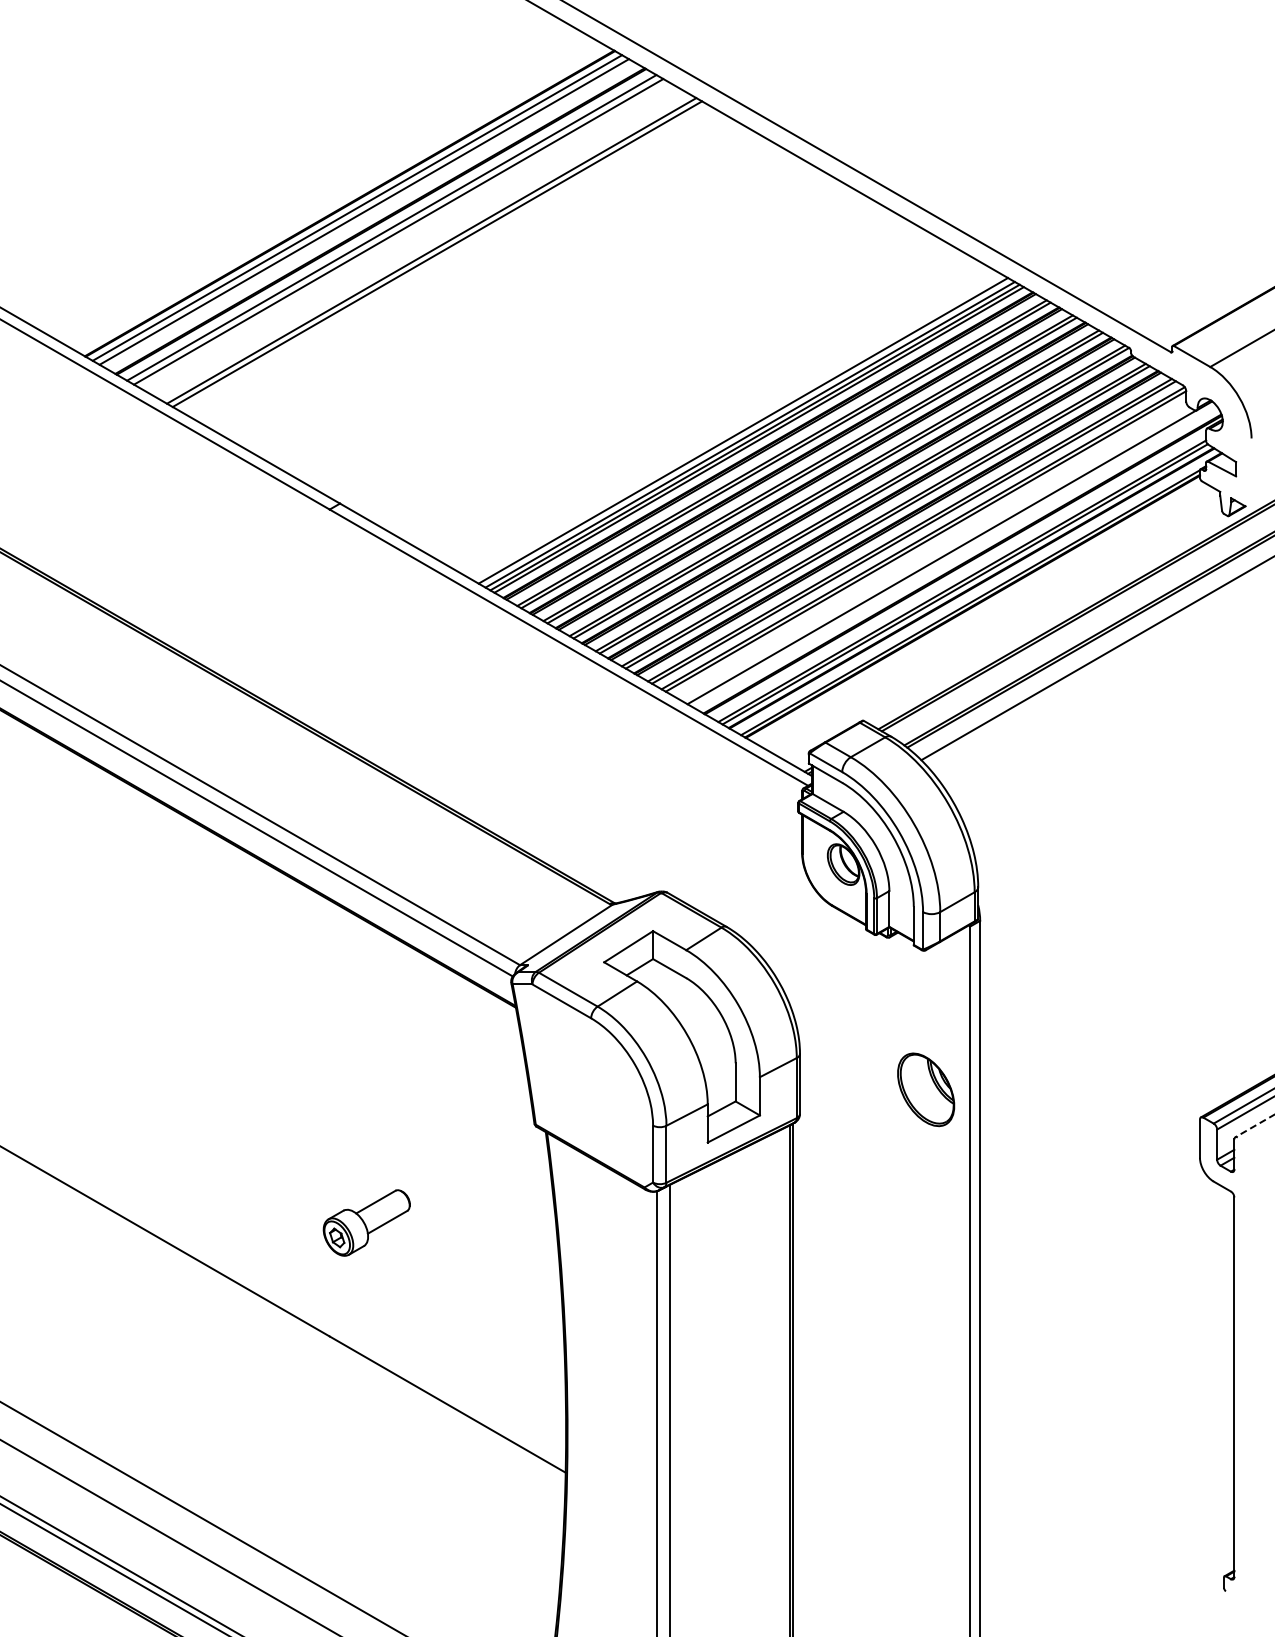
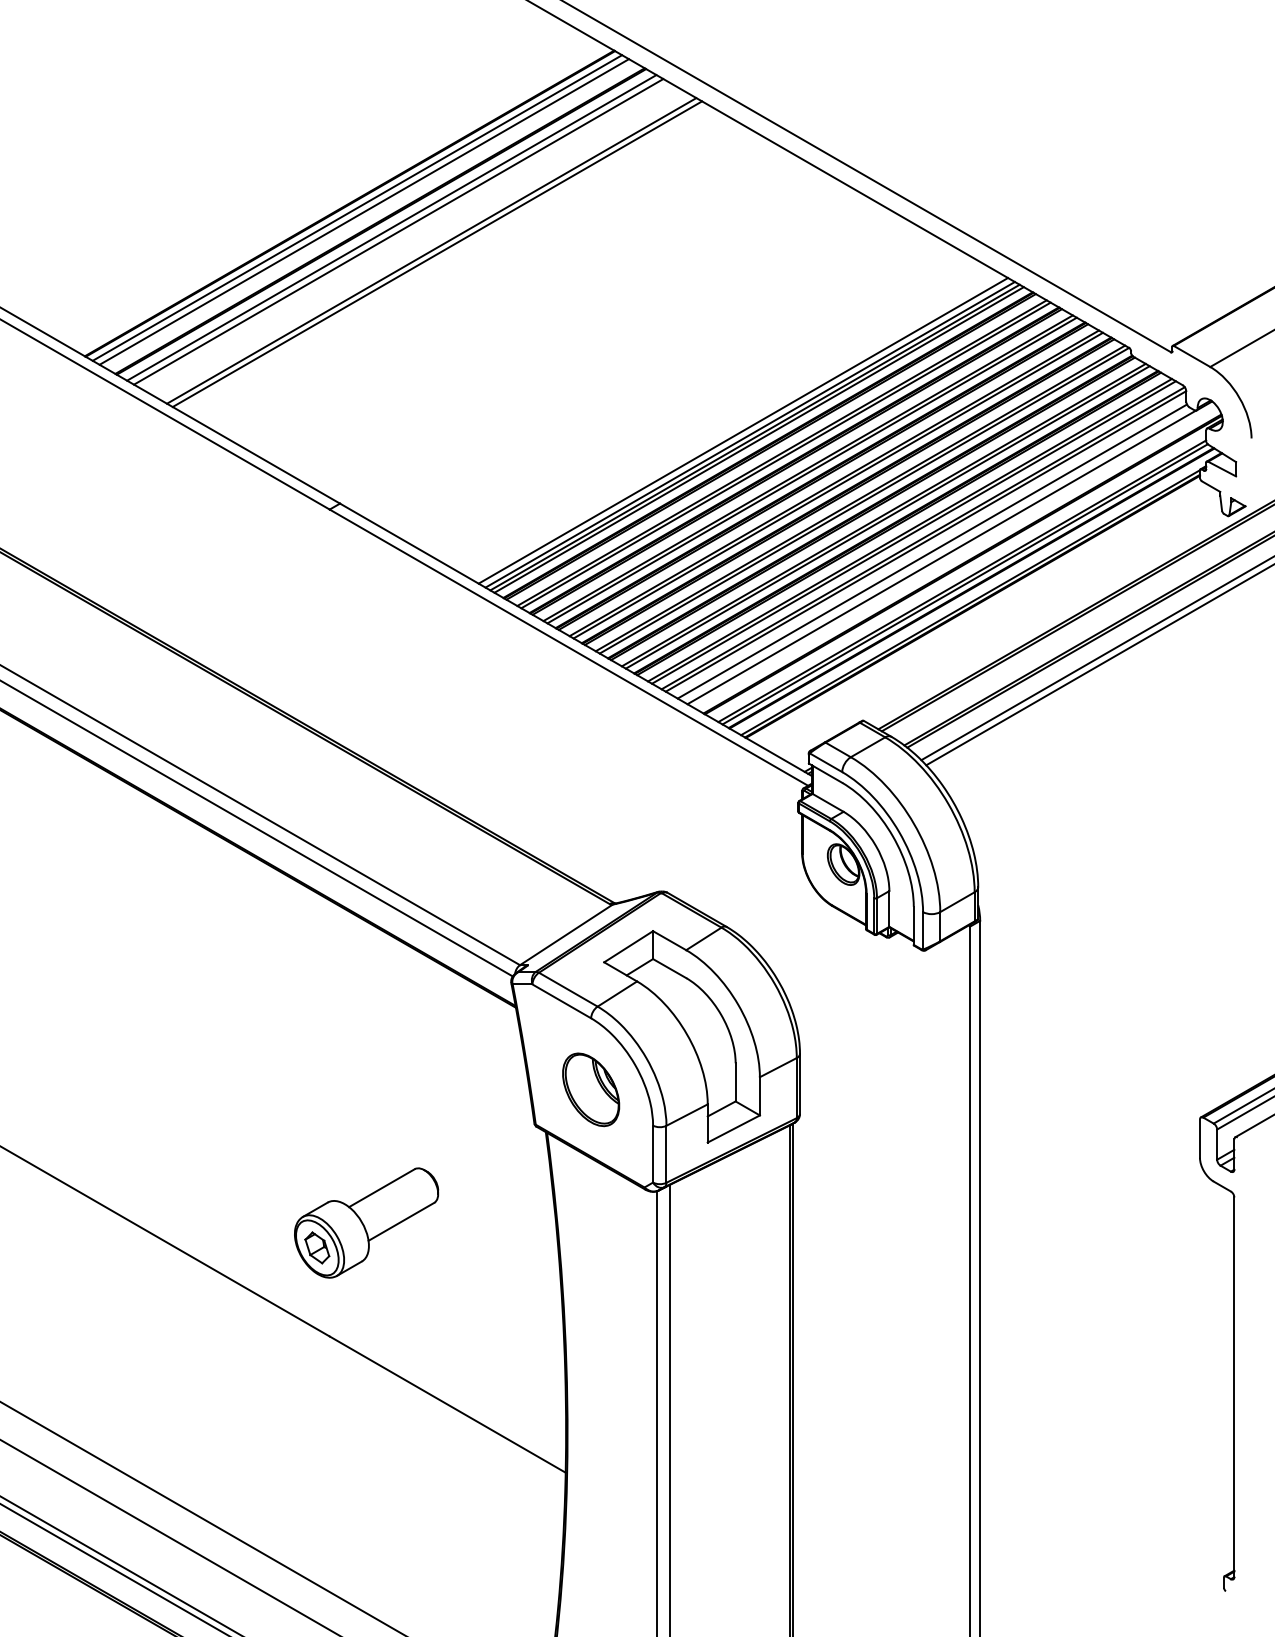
line: none -> present (932, 551)
line: none -> present (1098, 665)
part position: (926, 1089) -> (591, 1089) (591, 1089)
line: dashed -> solid (1254, 1126)
part size: 89x68 px -> 146x112 px (366, 1222)
